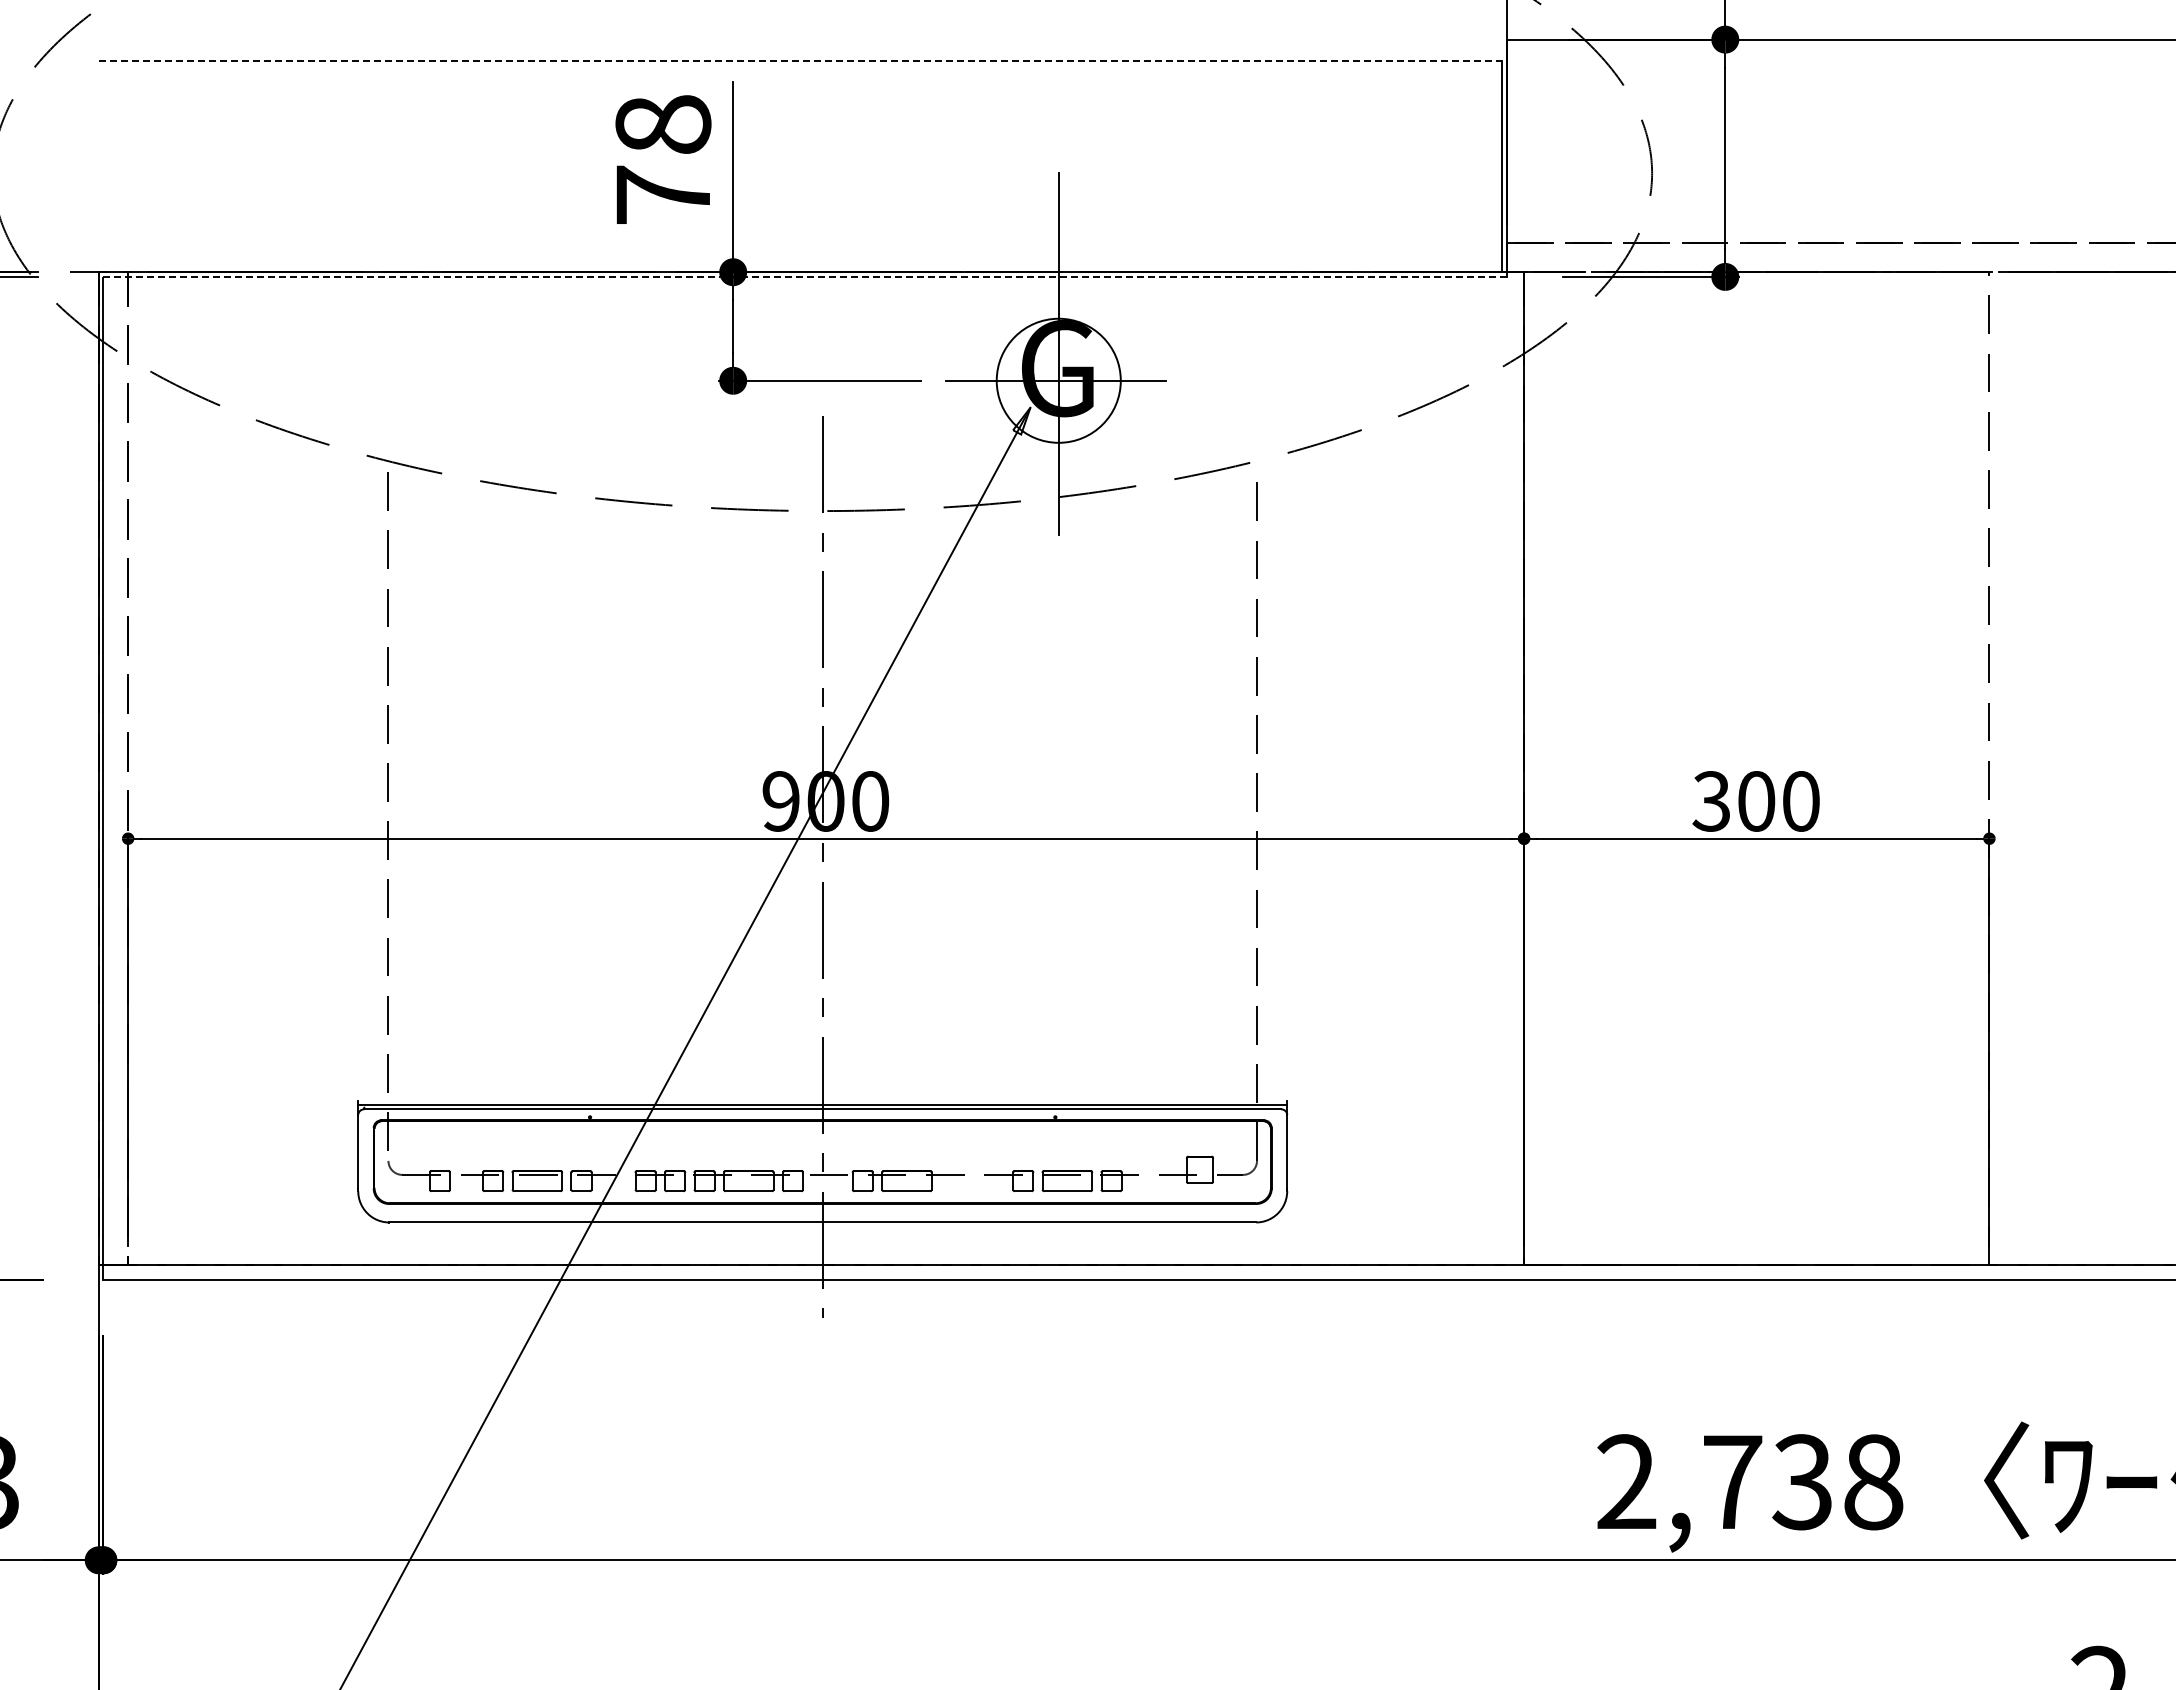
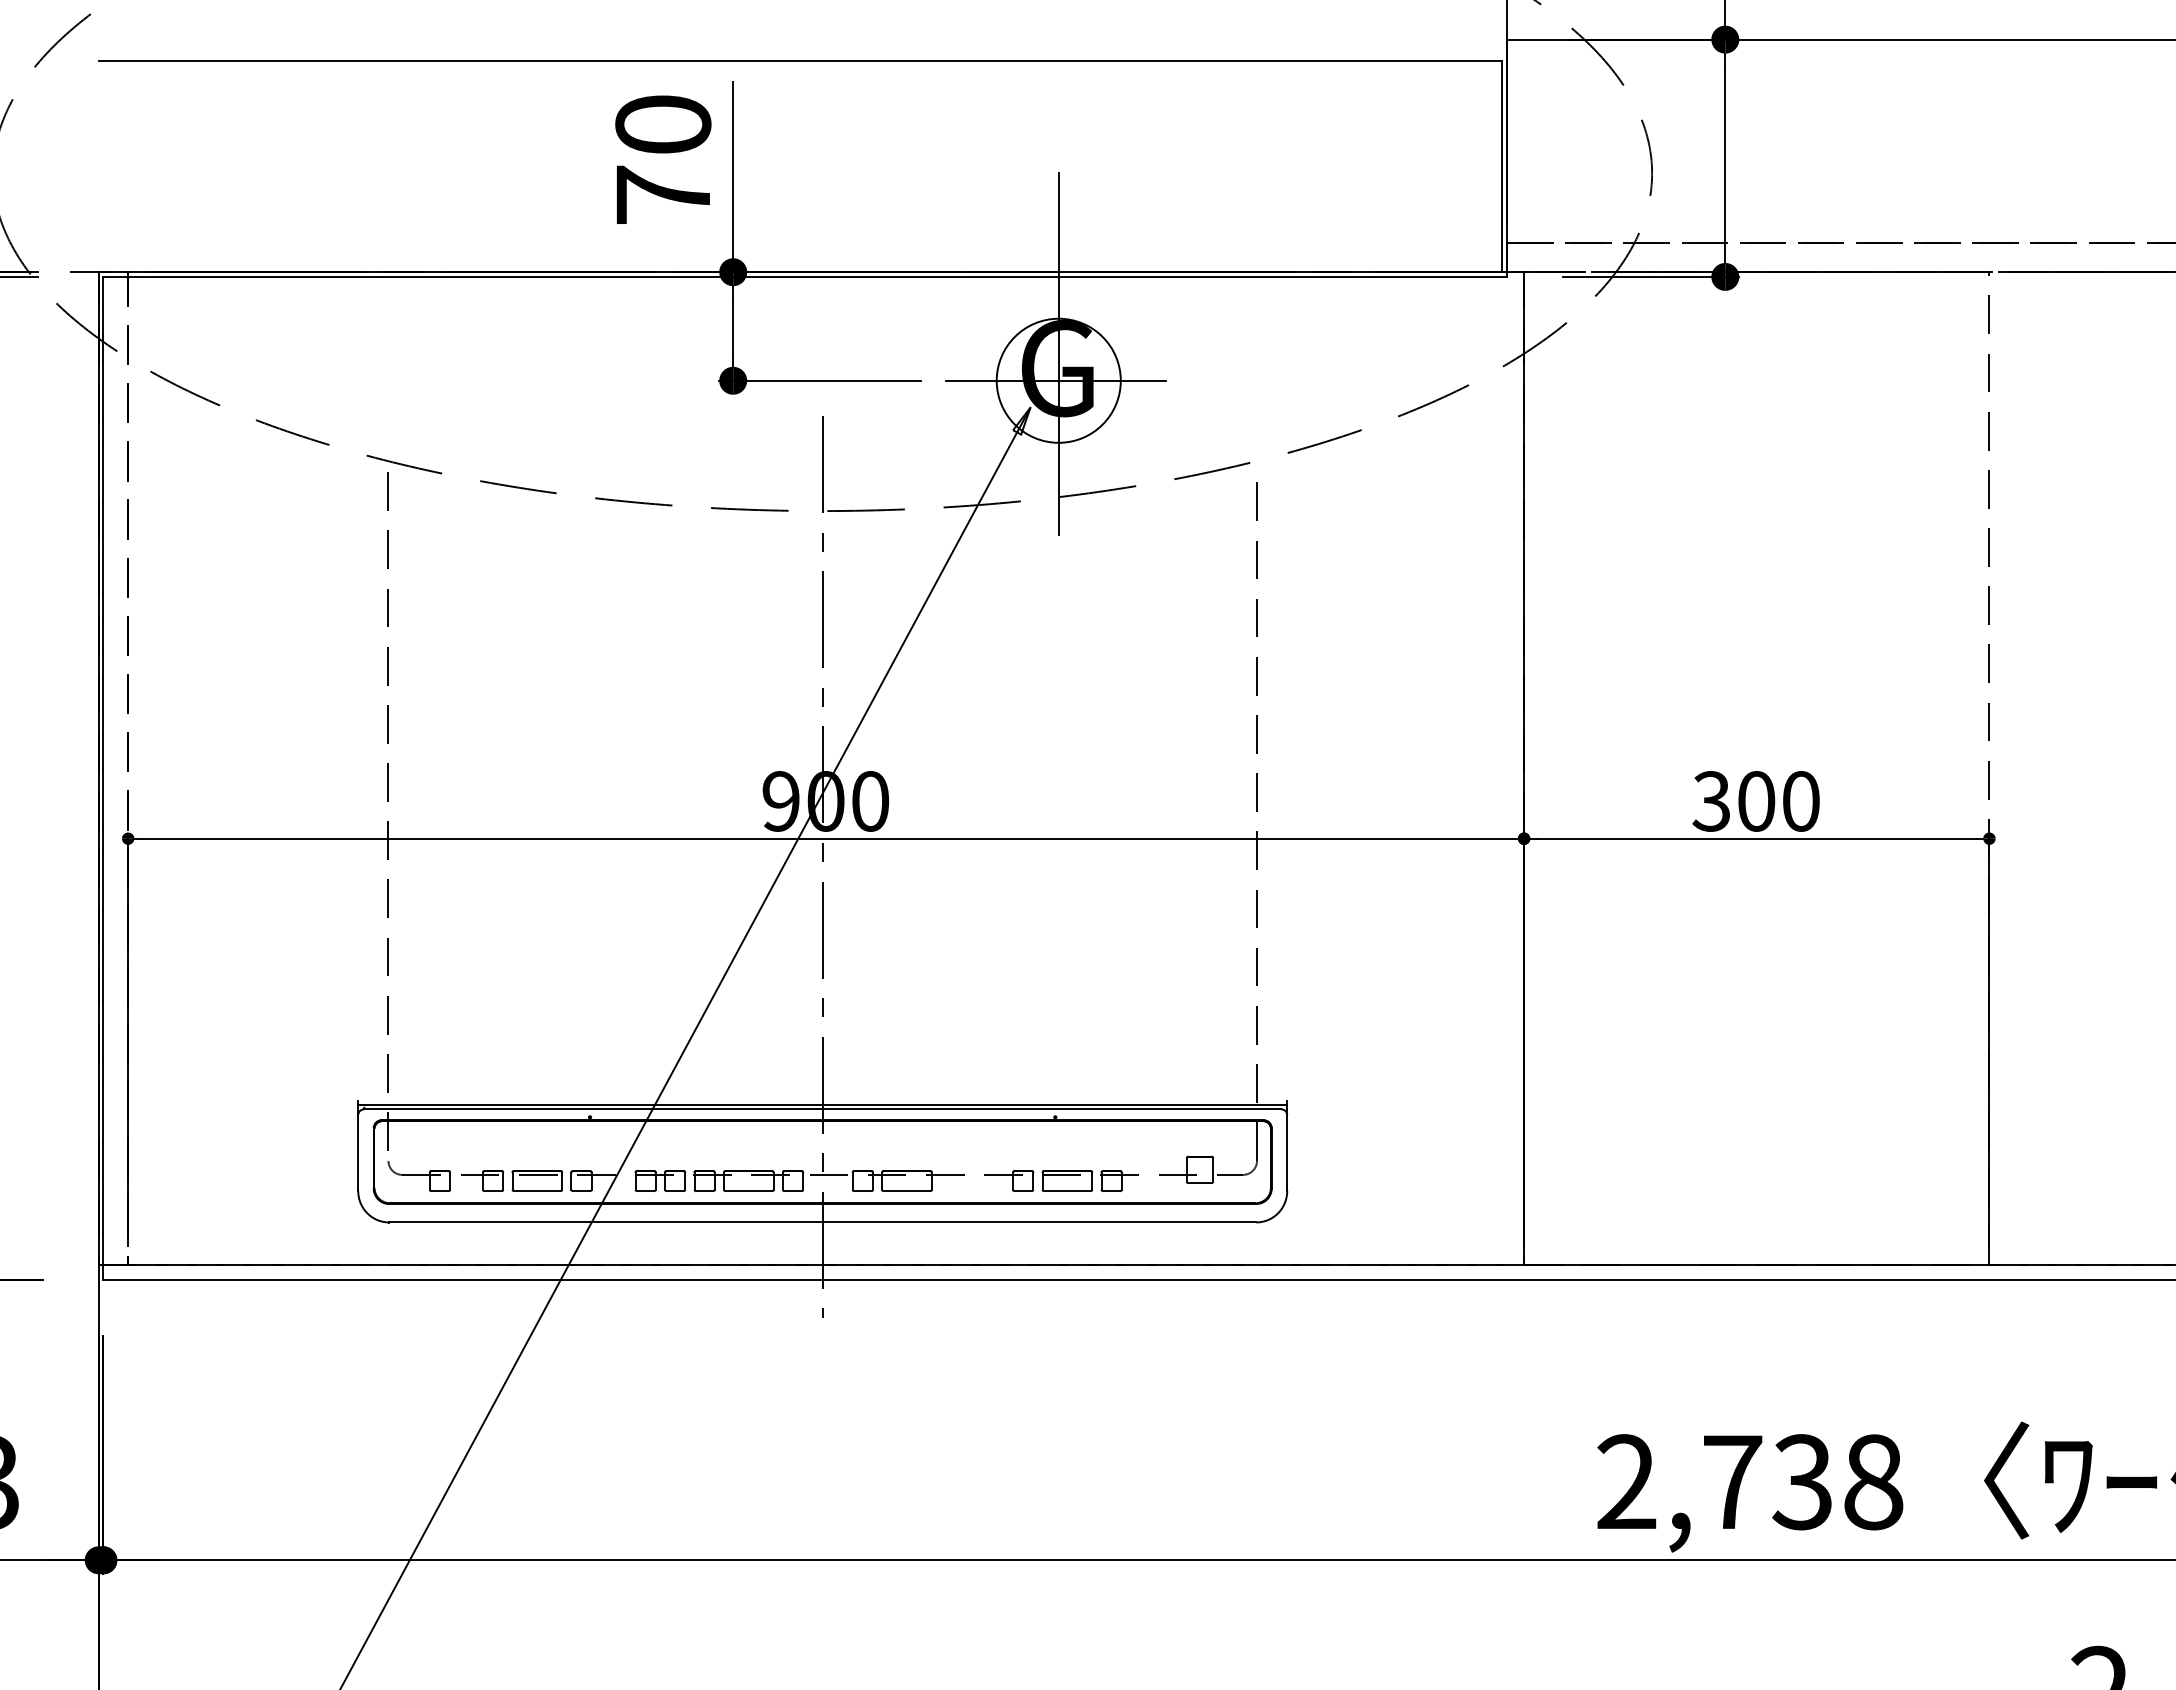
line: dashed -> solid (800, 61)
text: 78 -> 70 (663, 124)
line: dashed -> solid (805, 276)
